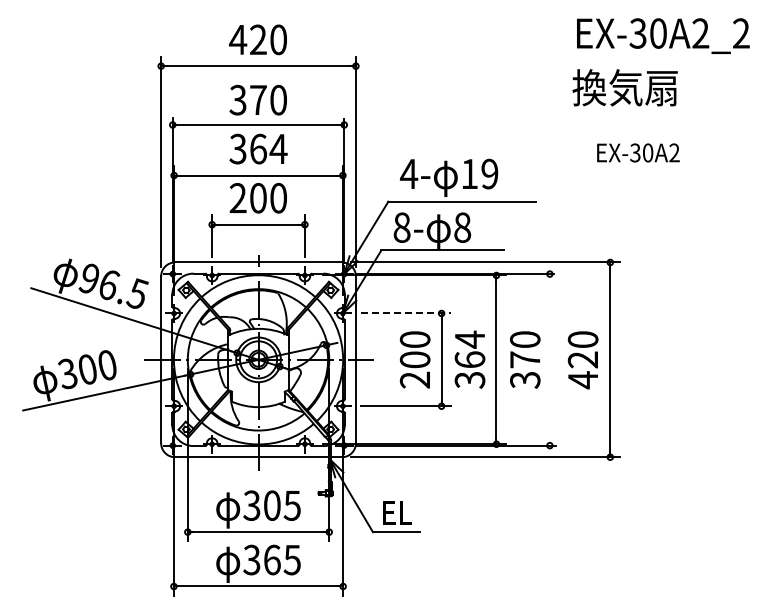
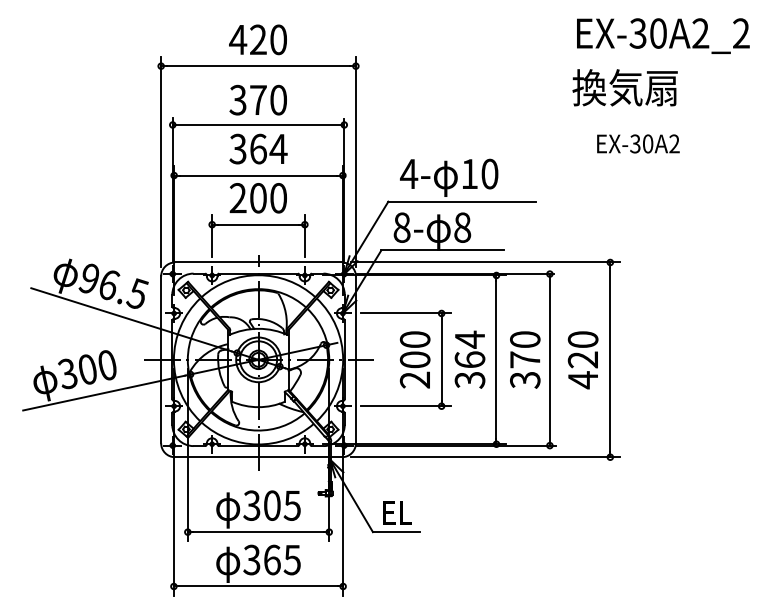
text position: (638, 152) -> (638, 143) (638, 143)
text: 19 -> 10 (489, 173)
line: dashed -> solid (406, 313)
line: none -> present (549, 359)
